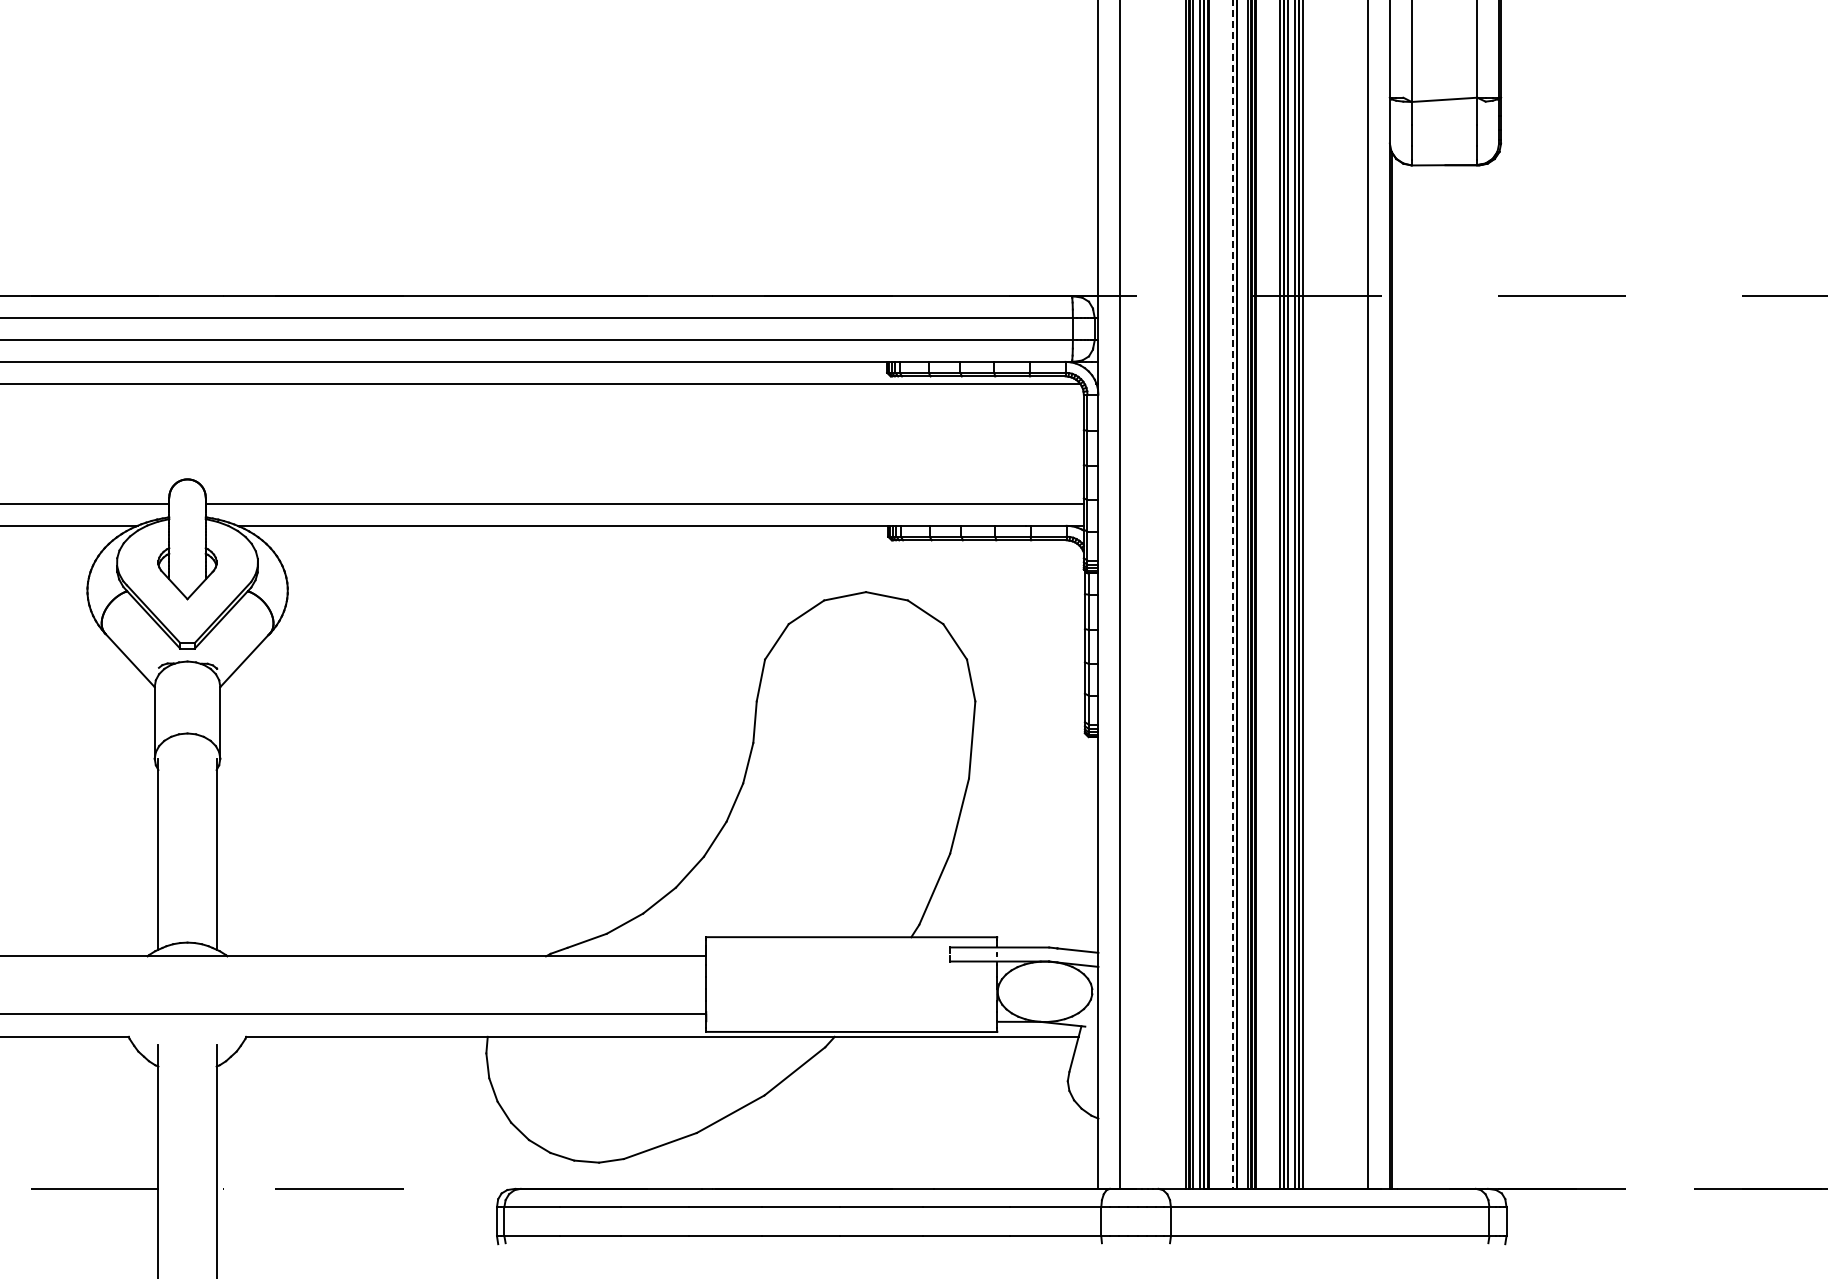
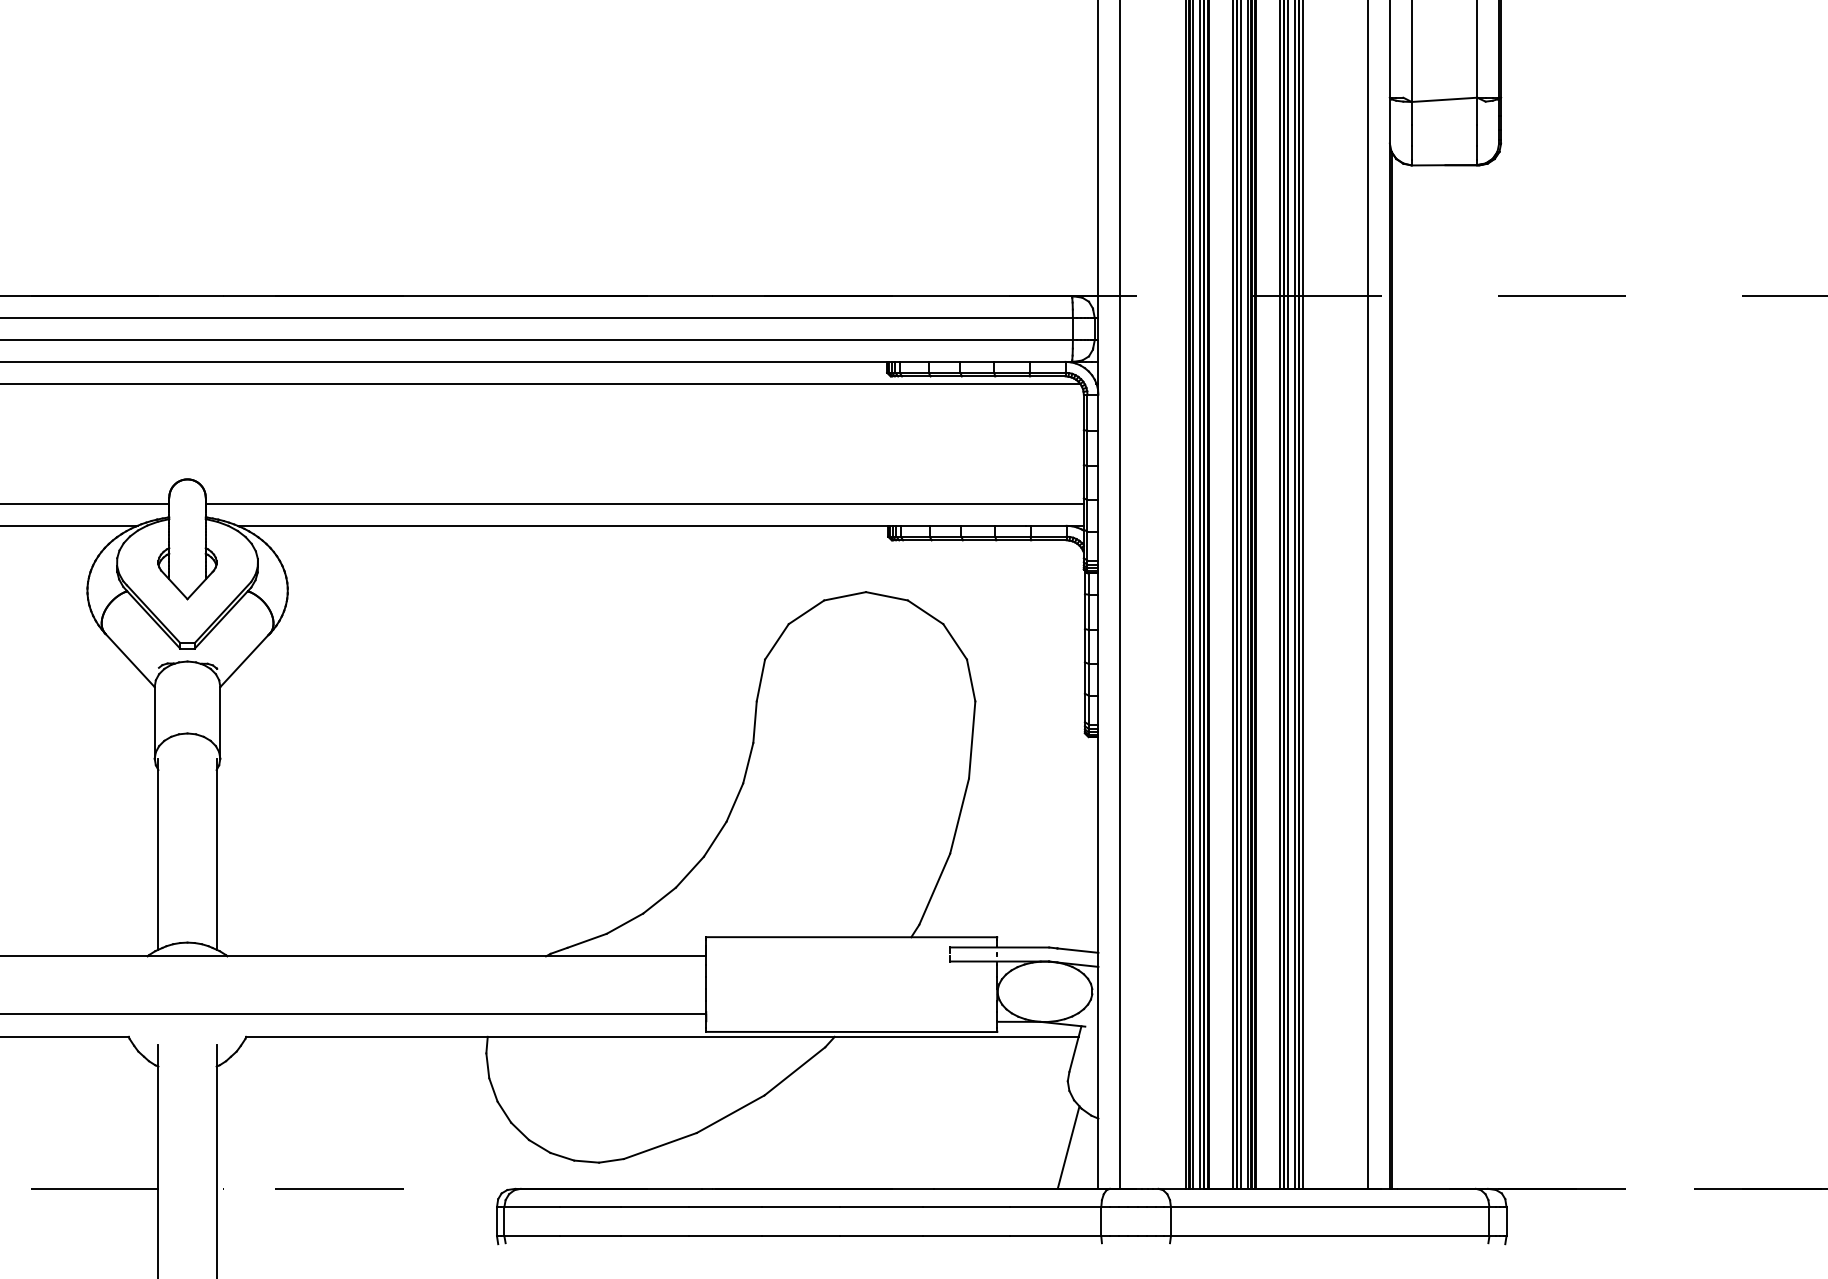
line: dashed -> solid (1232, 594)
line: none -> present (1240, 595)
line: none -> present (1068, 1147)
